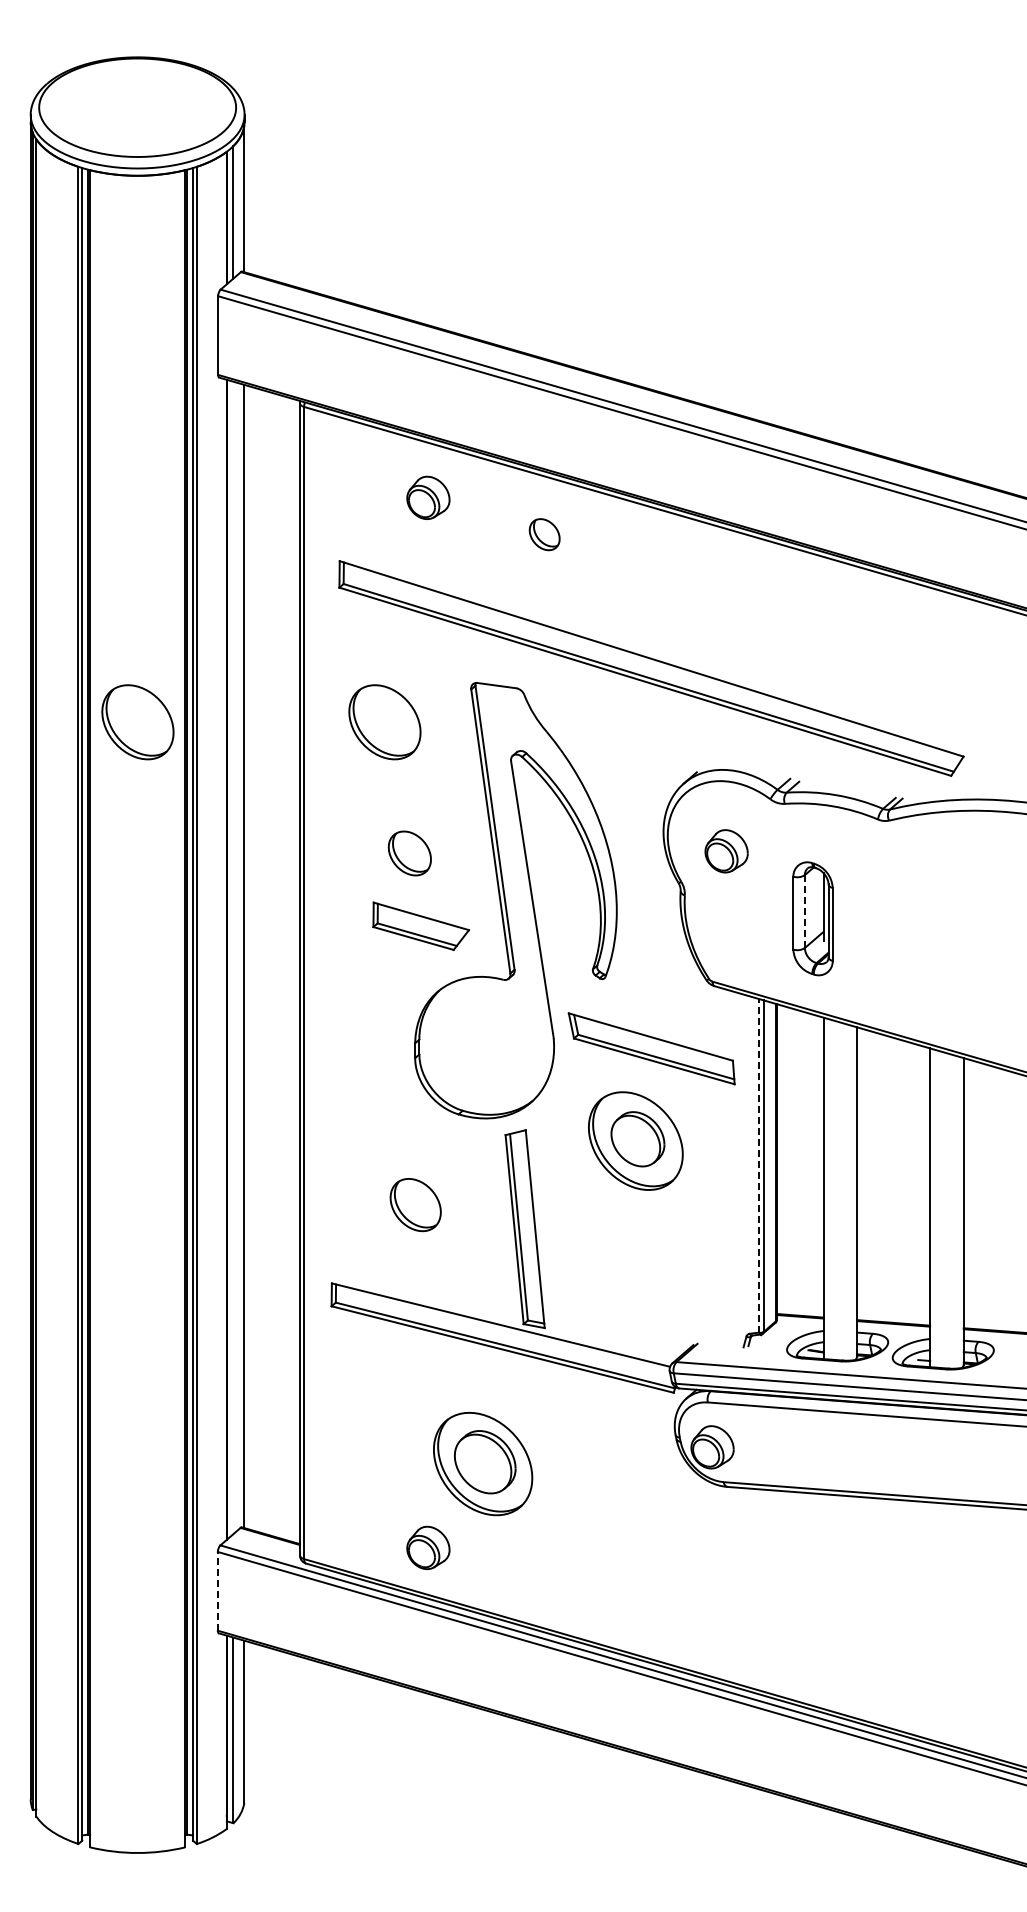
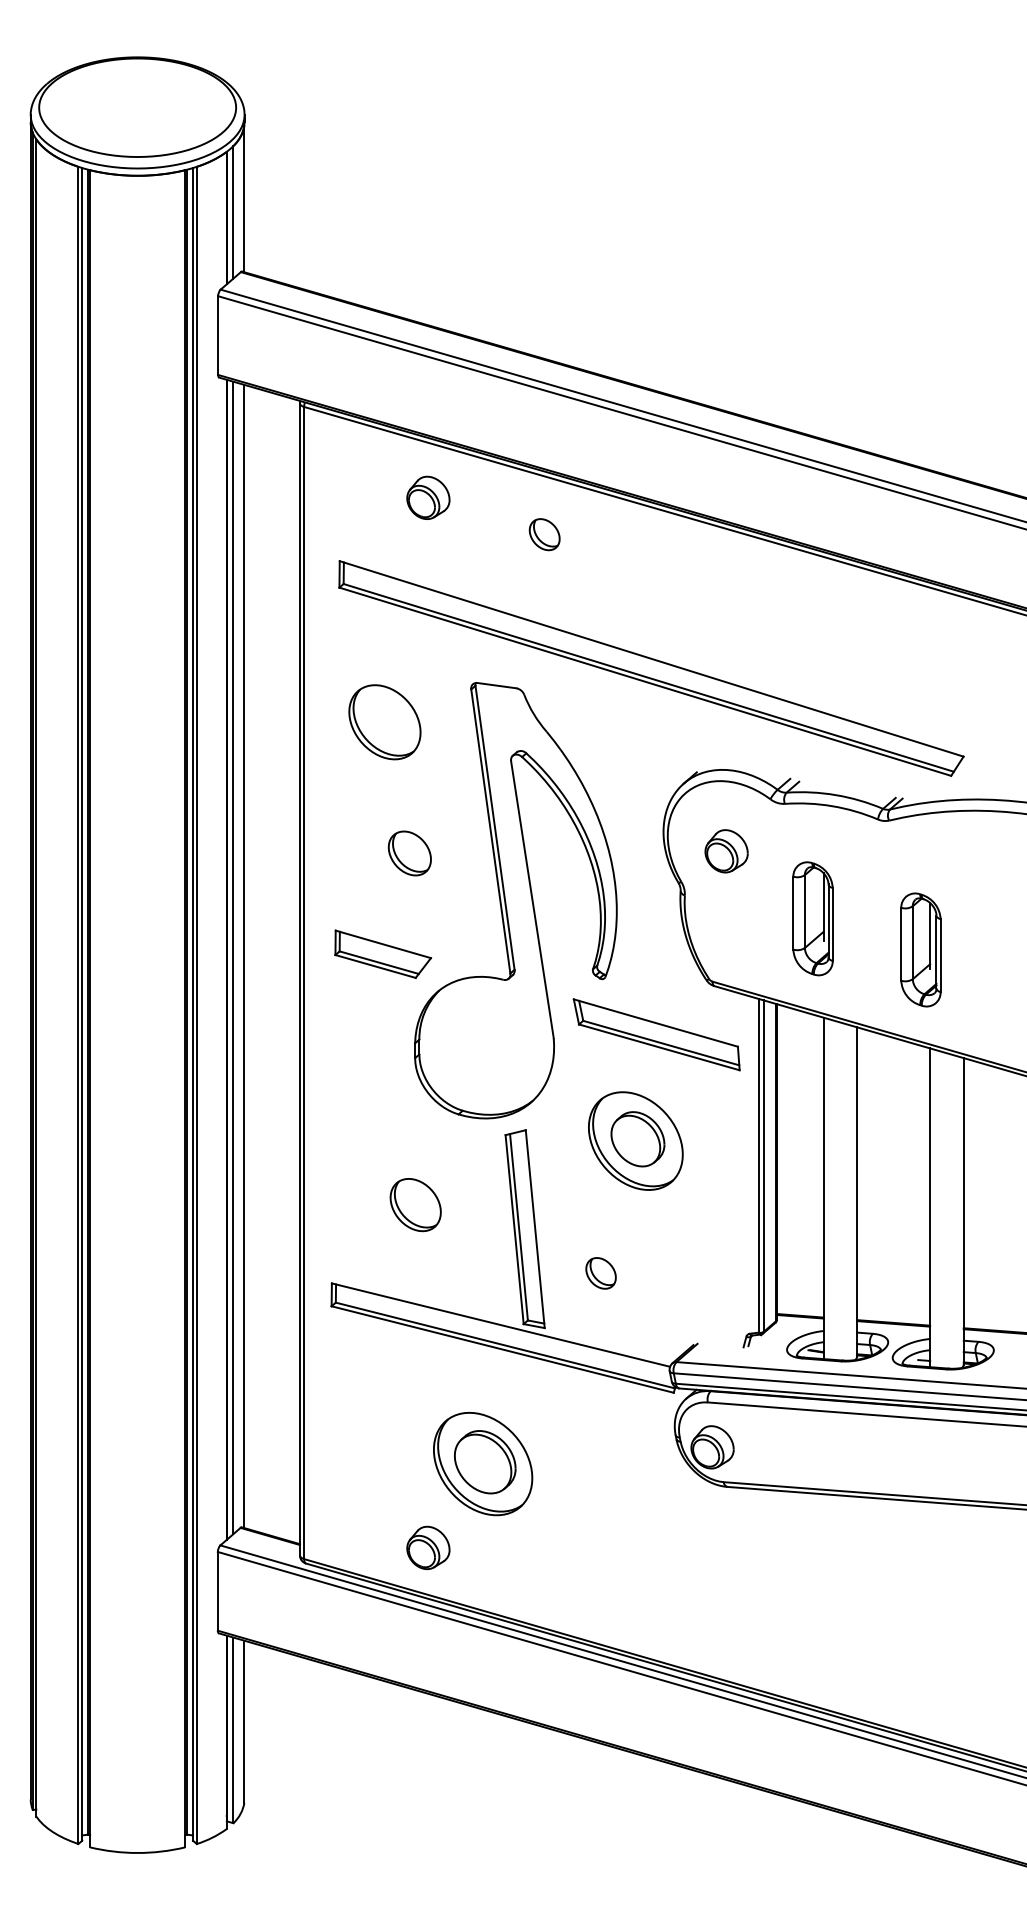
part: present -> none (137, 722)
line: dashed -> solid (804, 912)
part position: (420, 925) -> (382, 953) (382, 953)
part: none -> present (920, 949)
line: none -> present (233, 957)
part position: (651, 1048) -> (656, 1034) (656, 1034)
line: dashed -> solid (758, 1165)
part: none -> present (600, 1273)
line: dashed -> solid (217, 1590)
